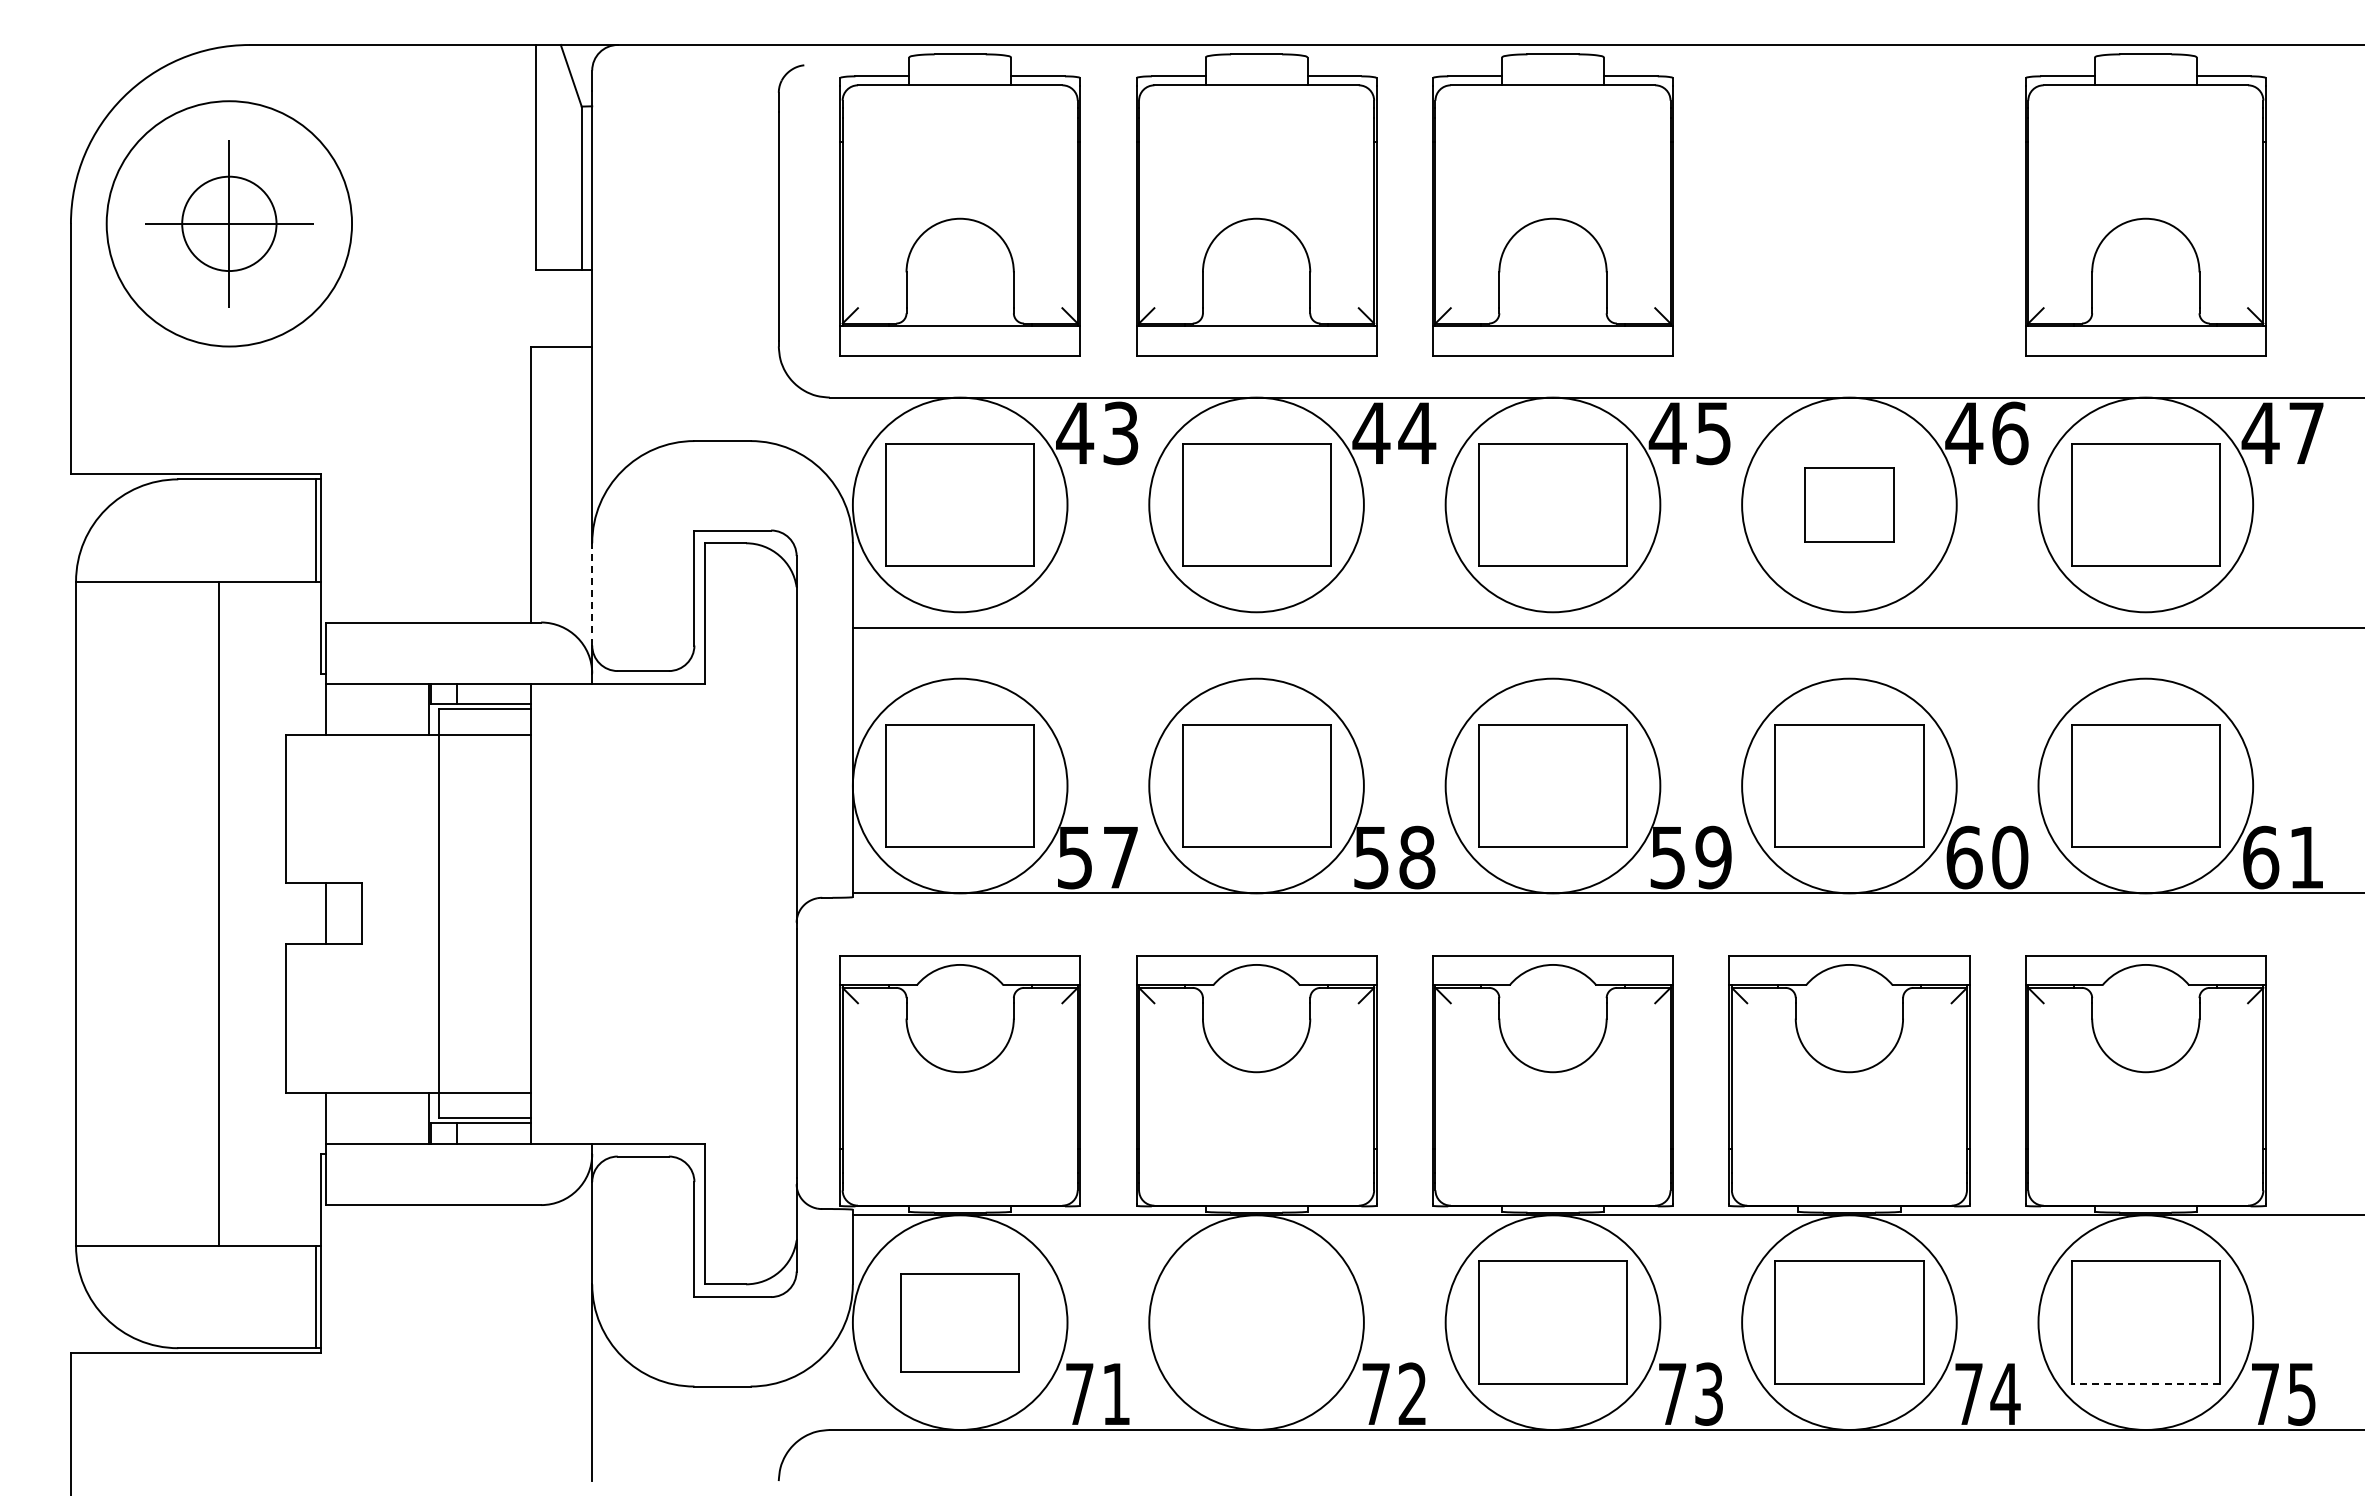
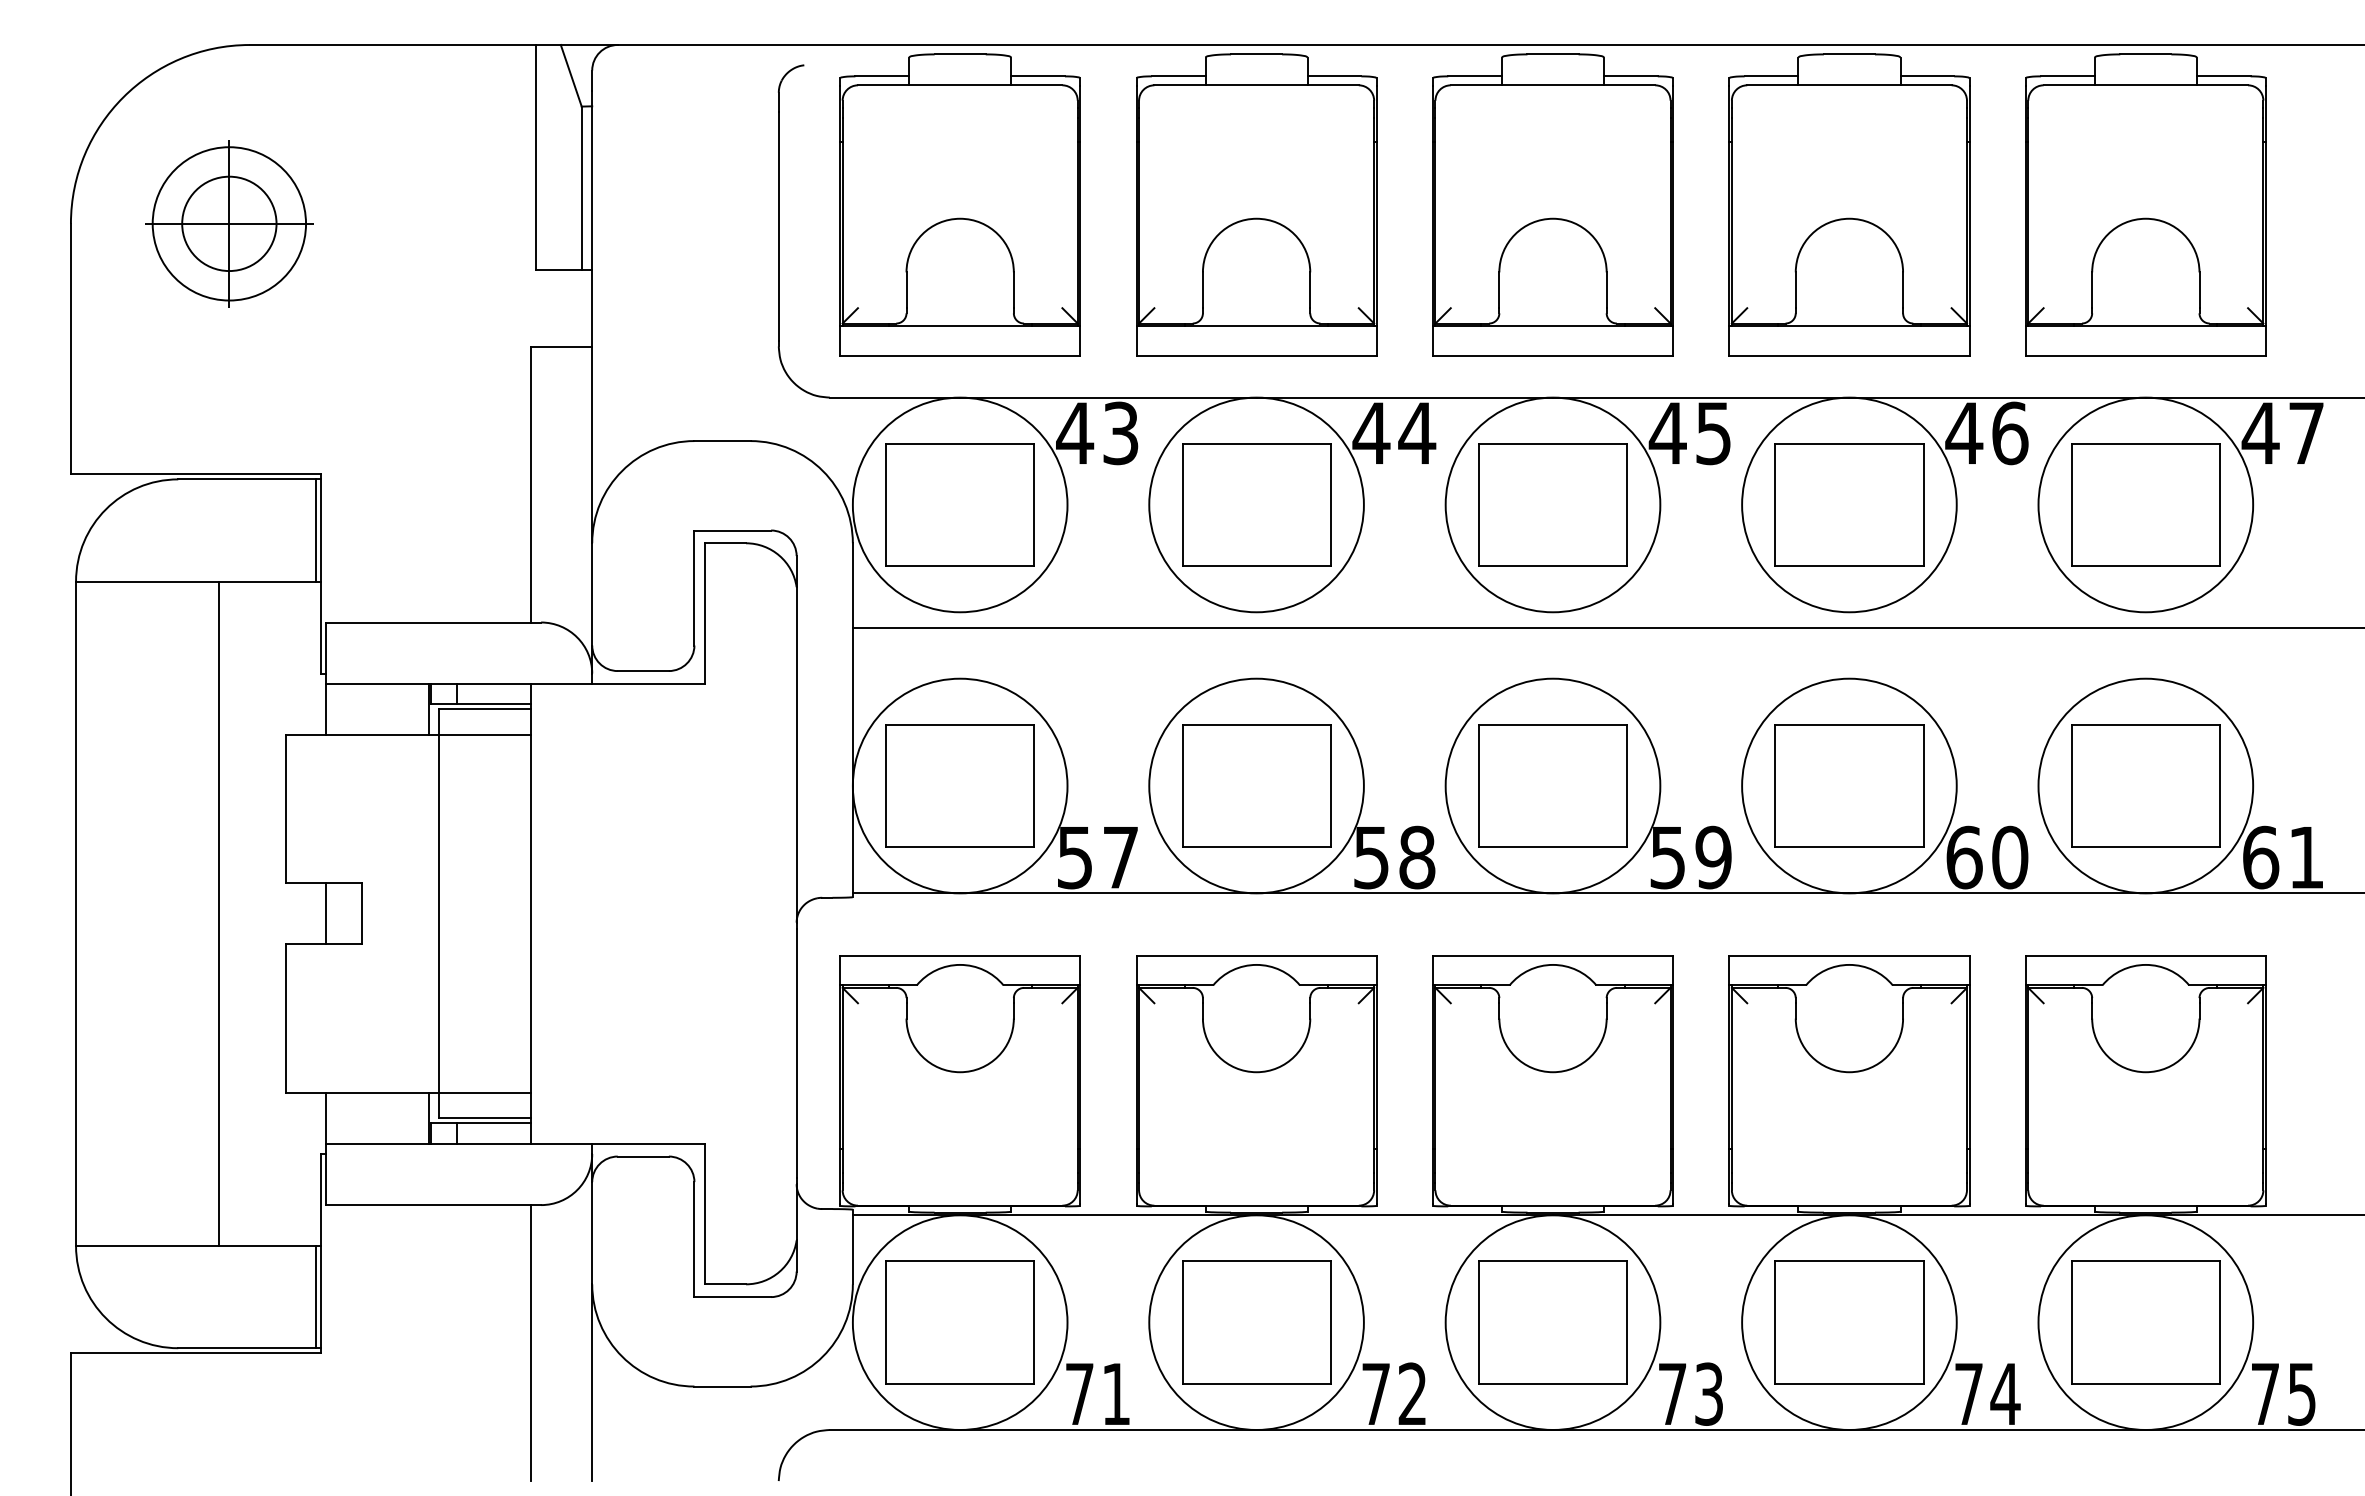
part: none -> present (1849, 204)
circle diameter: 245 px -> 153 px (229, 223)
part size: 91x76 px -> 151x124 px (1849, 504)
line: dashed -> solid (592, 593)
part size: 120x100 px -> 150x125 px (959, 1322)
part: none -> present (1256, 1322)
line: none -> present (530, 1343)
line: dashed -> solid (2145, 1383)
